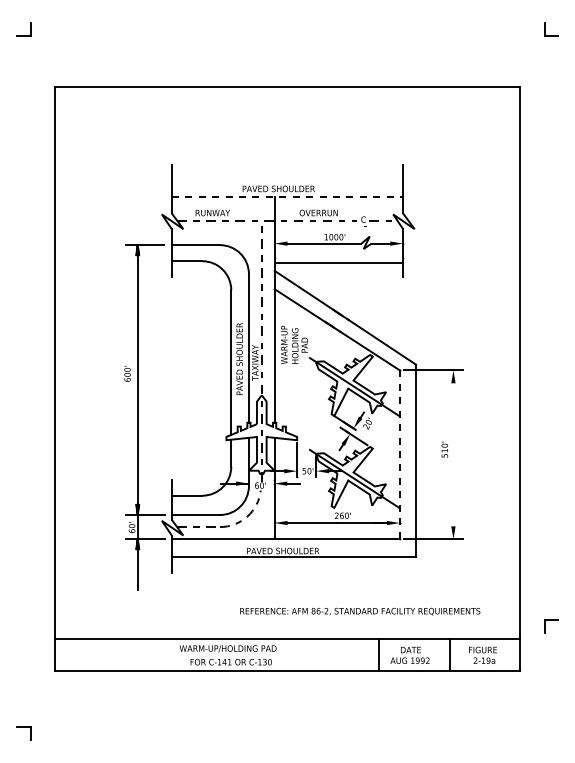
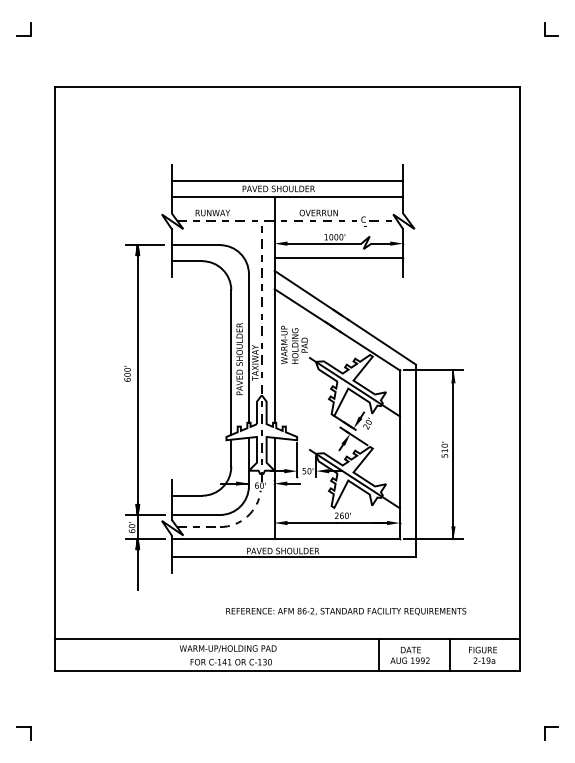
line: none -> present (287, 180)
line: dashed -> solid (287, 196)
line position: (338, 263) -> (338, 258) (338, 258)
line: none -> present (453, 454)
line: dashed -> solid (399, 455)
text position: (360, 611) -> (346, 611) (346, 611)
part position: (551, 626) -> (551, 733) (551, 733)
